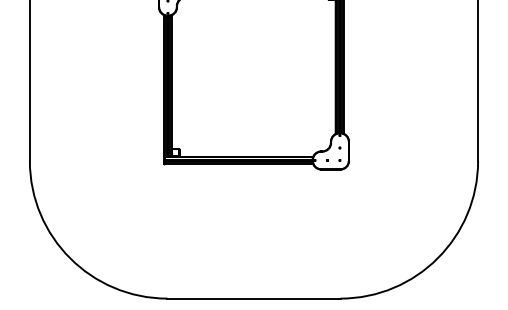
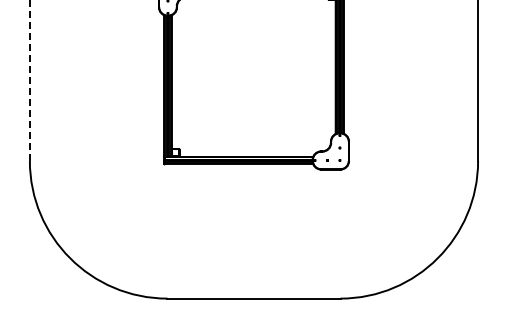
line: solid -> dashed (29, 80)
